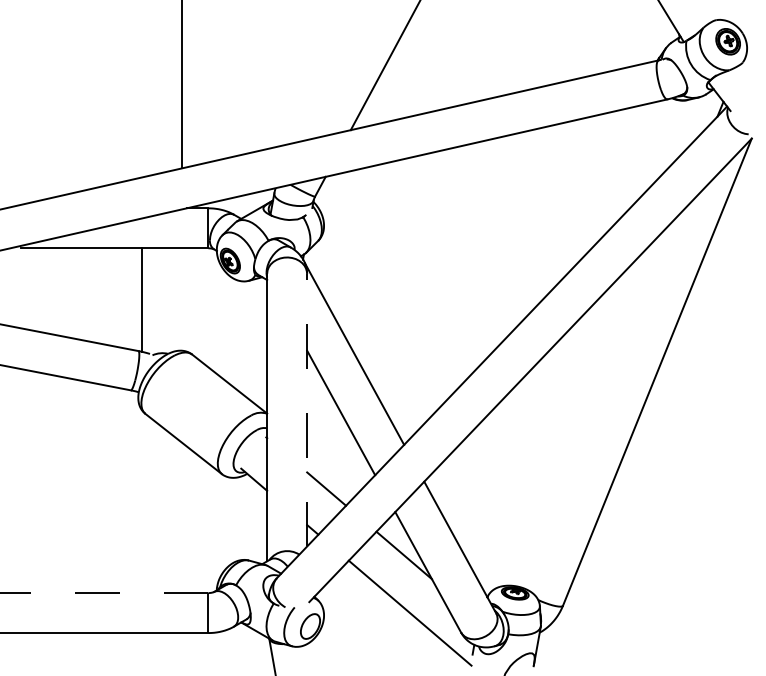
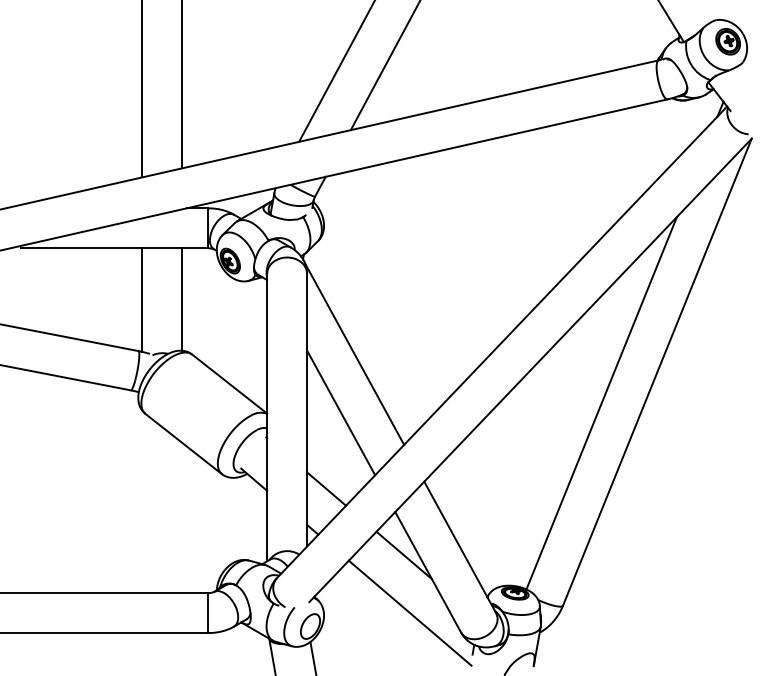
line: none -> present (336, 71)
line: none -> present (142, 89)
line: none -> present (182, 299)
line: none -> present (601, 403)
line: dashed -> solid (307, 409)
line: dashed -> solid (104, 593)
line: none -> present (312, 657)
